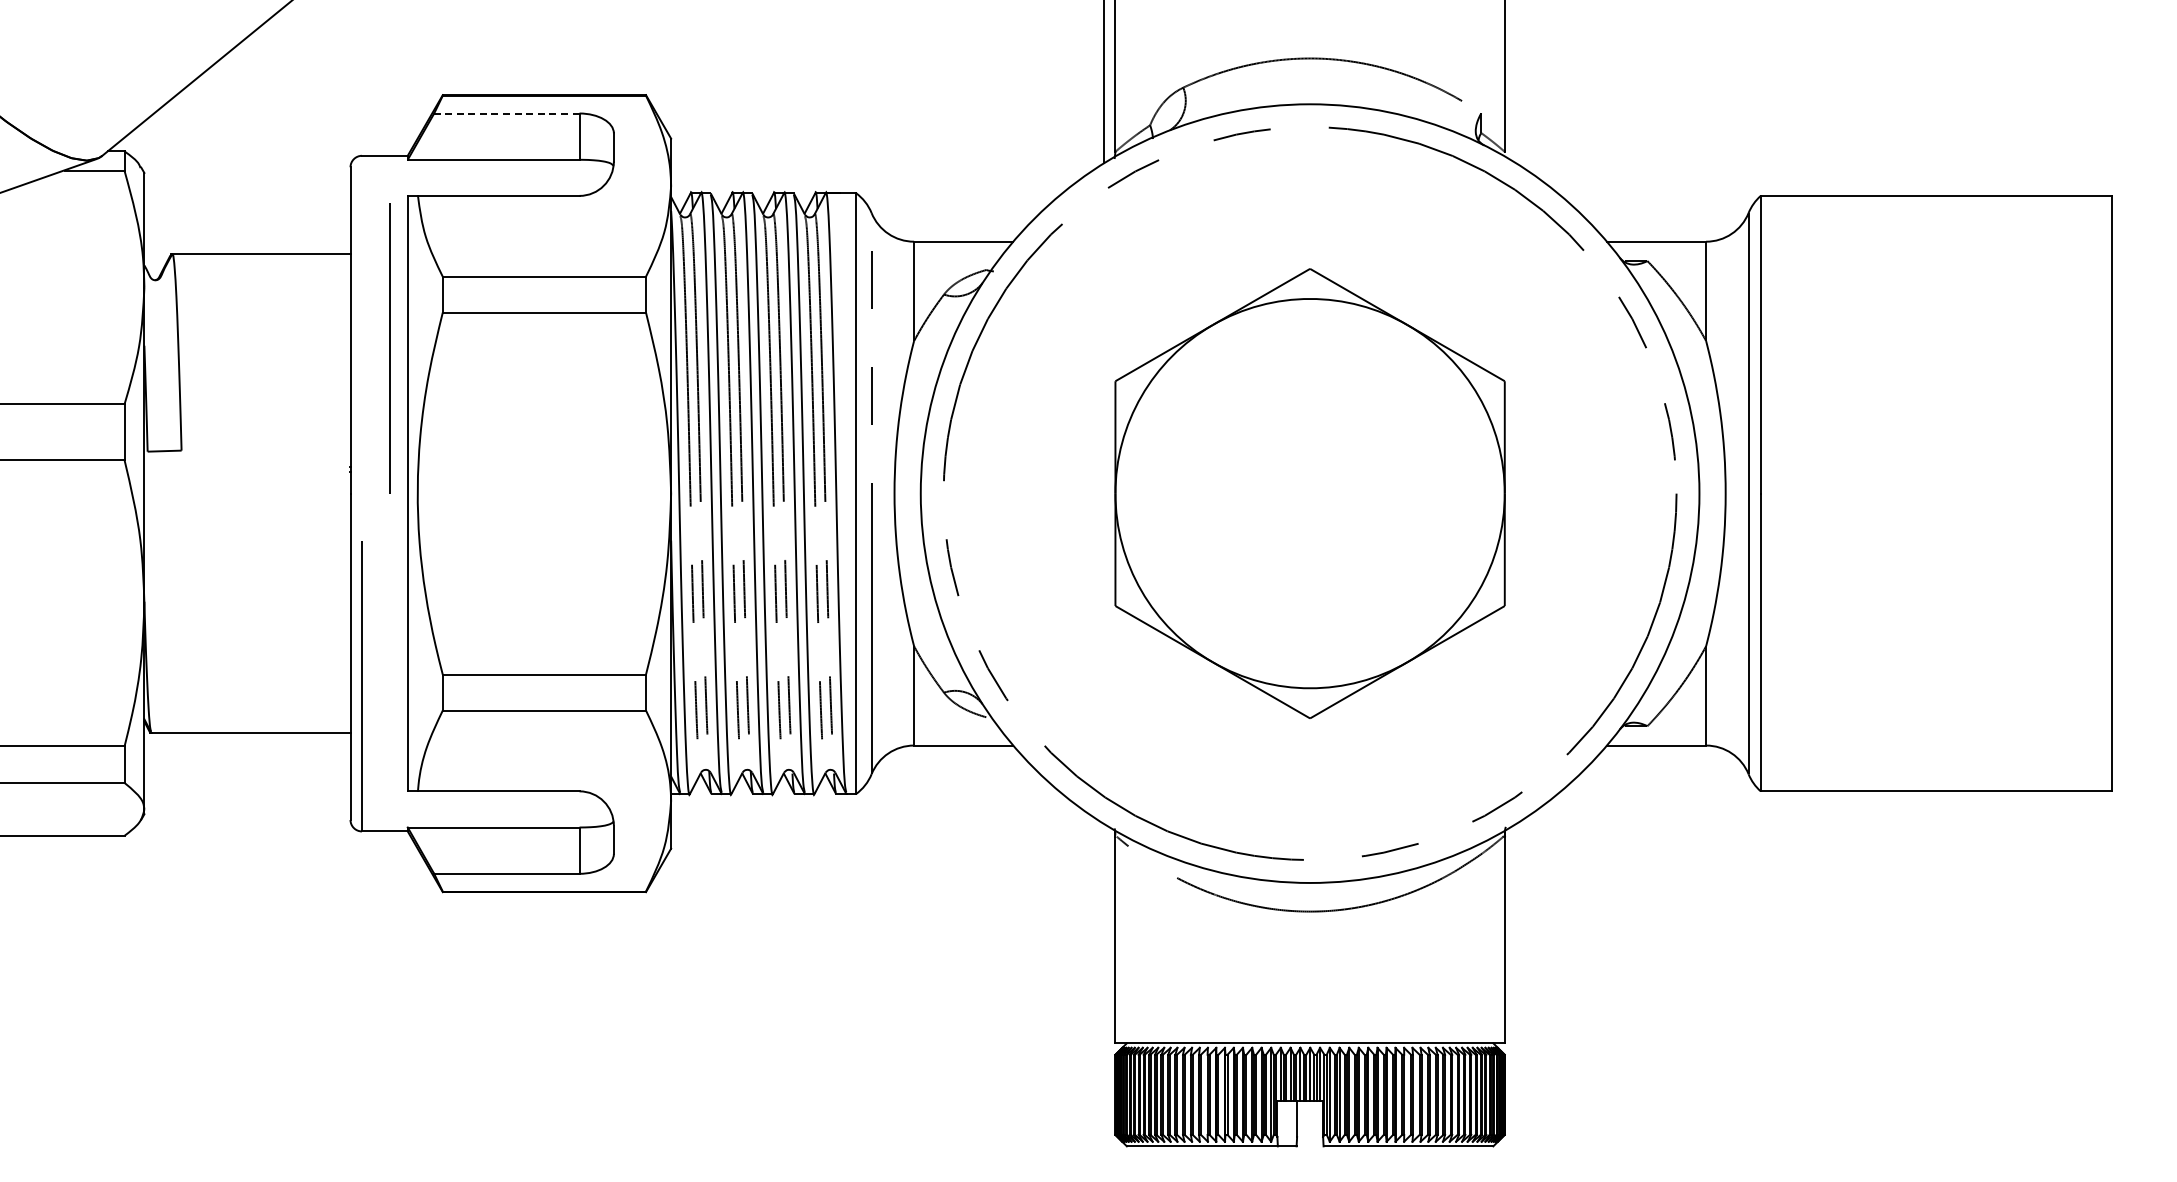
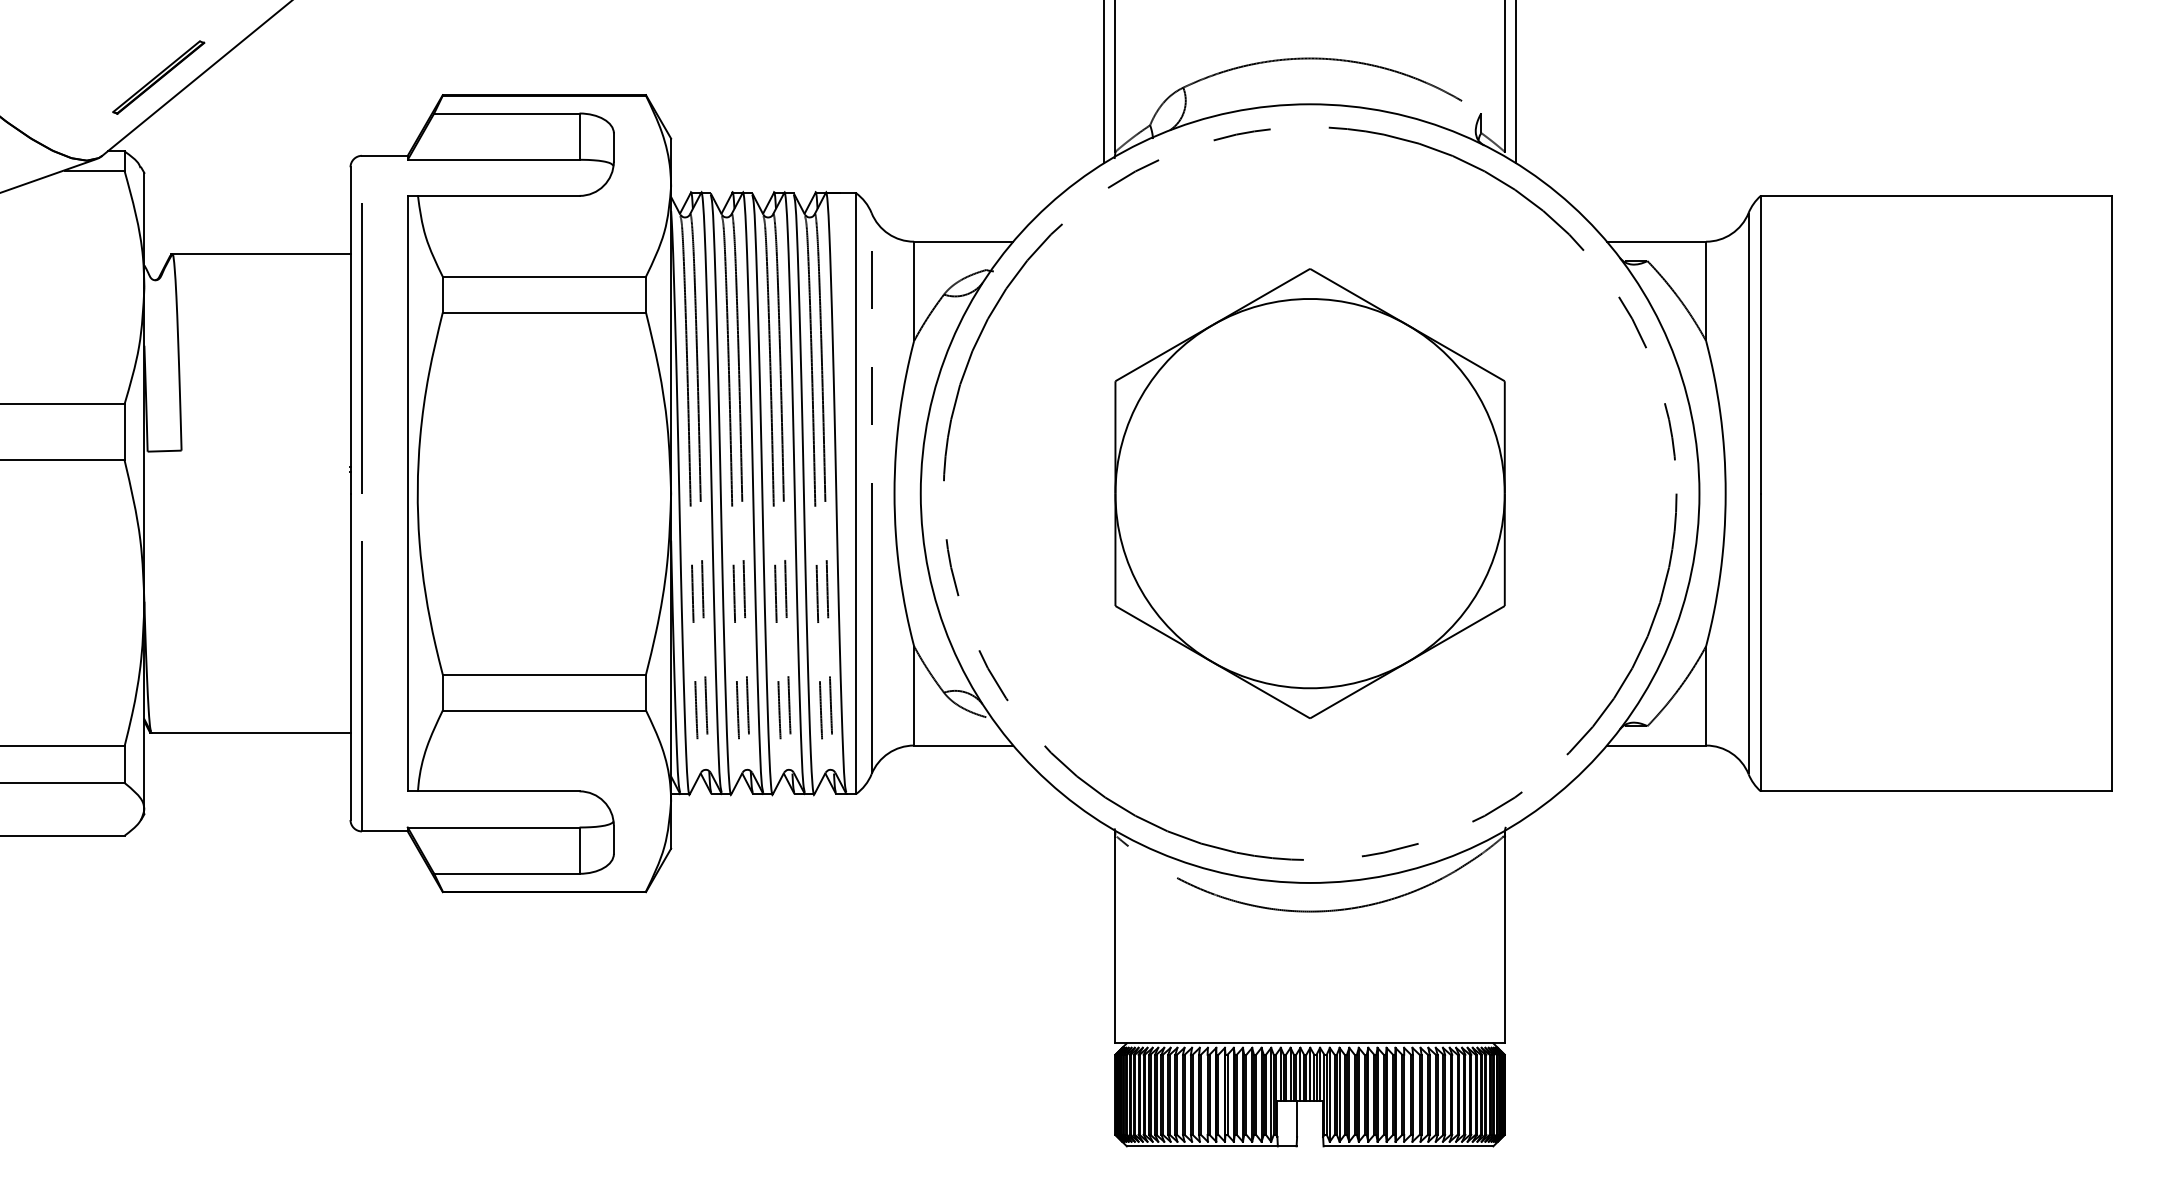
part: none -> present (158, 77)
line: none -> present (1516, 82)
line: dashed -> solid (506, 113)
line position: (389, 348) -> (361, 348) (361, 348)
